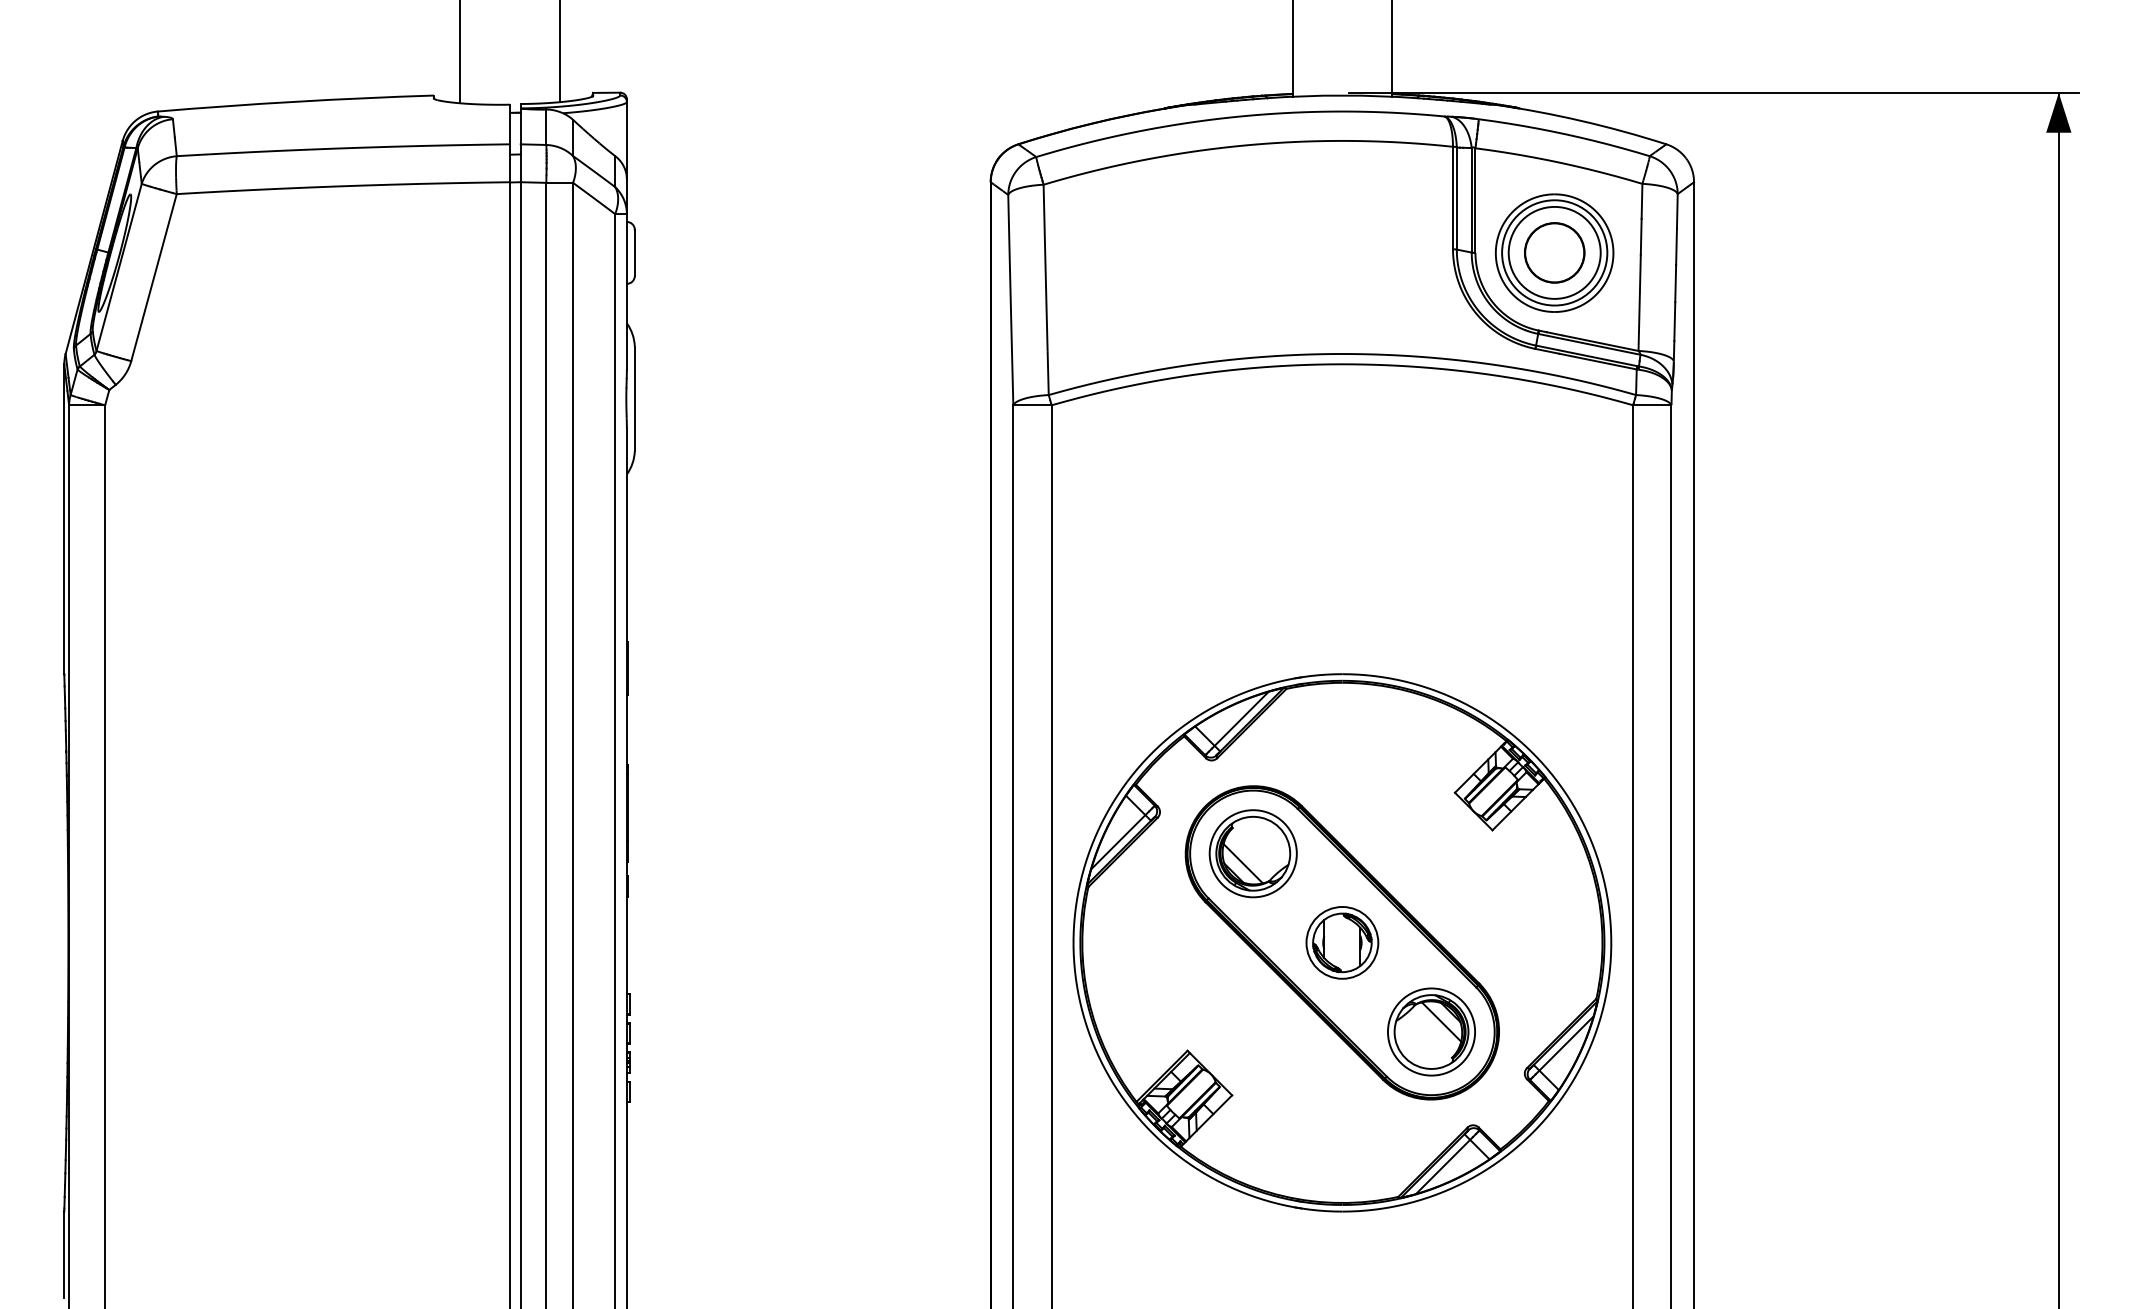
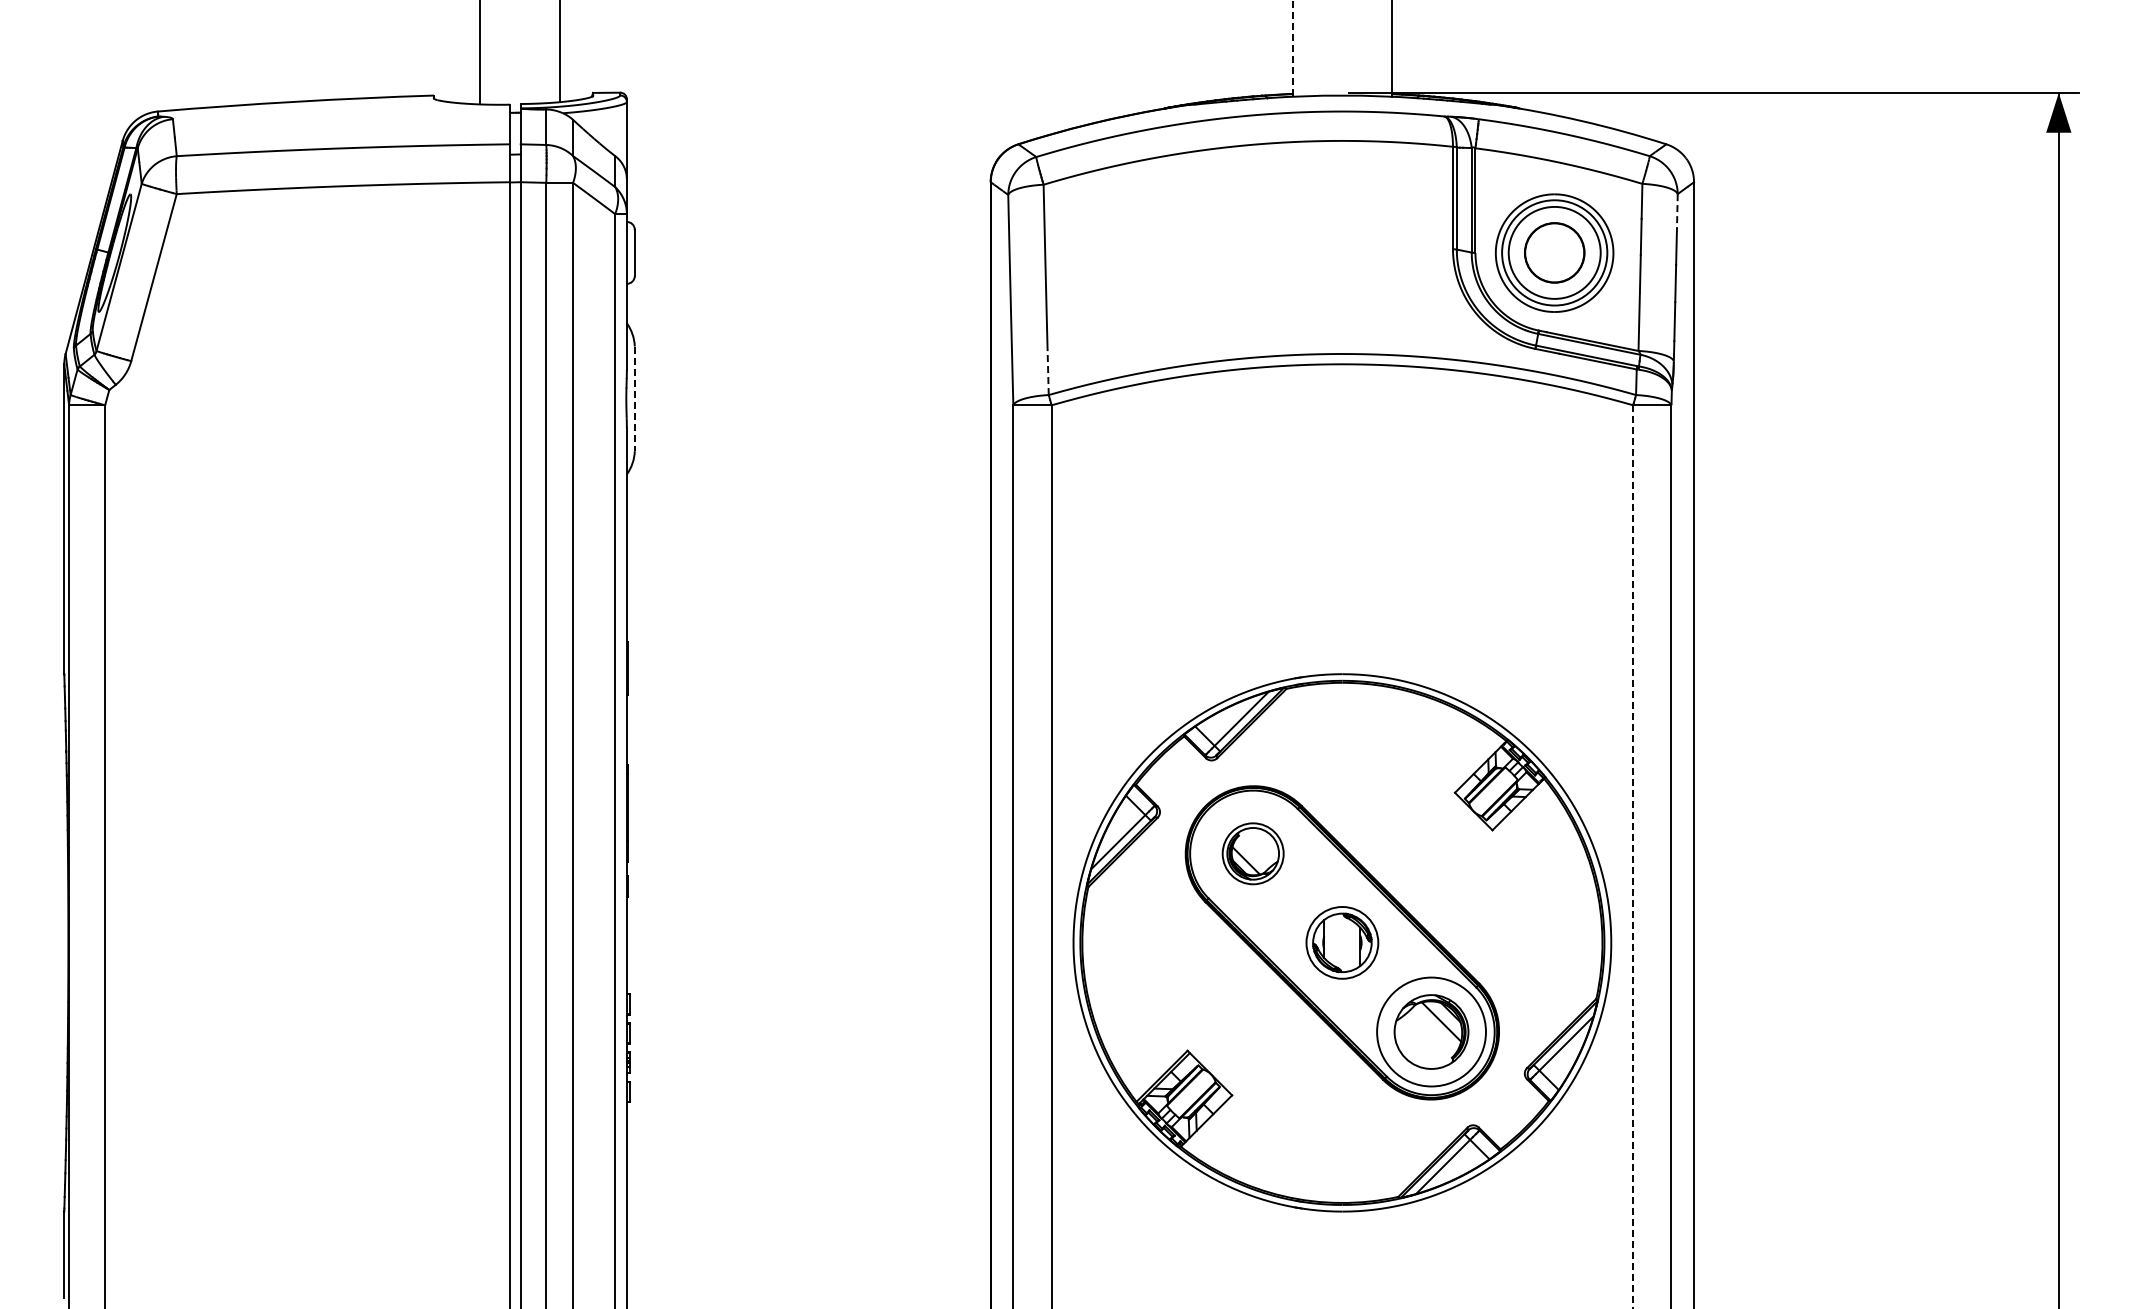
line: solid -> dashed (1292, 48)
line position: (460, 52) -> (480, 52) (480, 52)
line: solid -> dashed (1677, 211)
line: solid -> dashed (1048, 373)
line: solid -> dashed (634, 399)
part size: 90x90 px -> 64x64 px (1252, 853)
line: solid -> dashed (1633, 857)
circle diameter: 87 px -> 109 px (1431, 1031)
